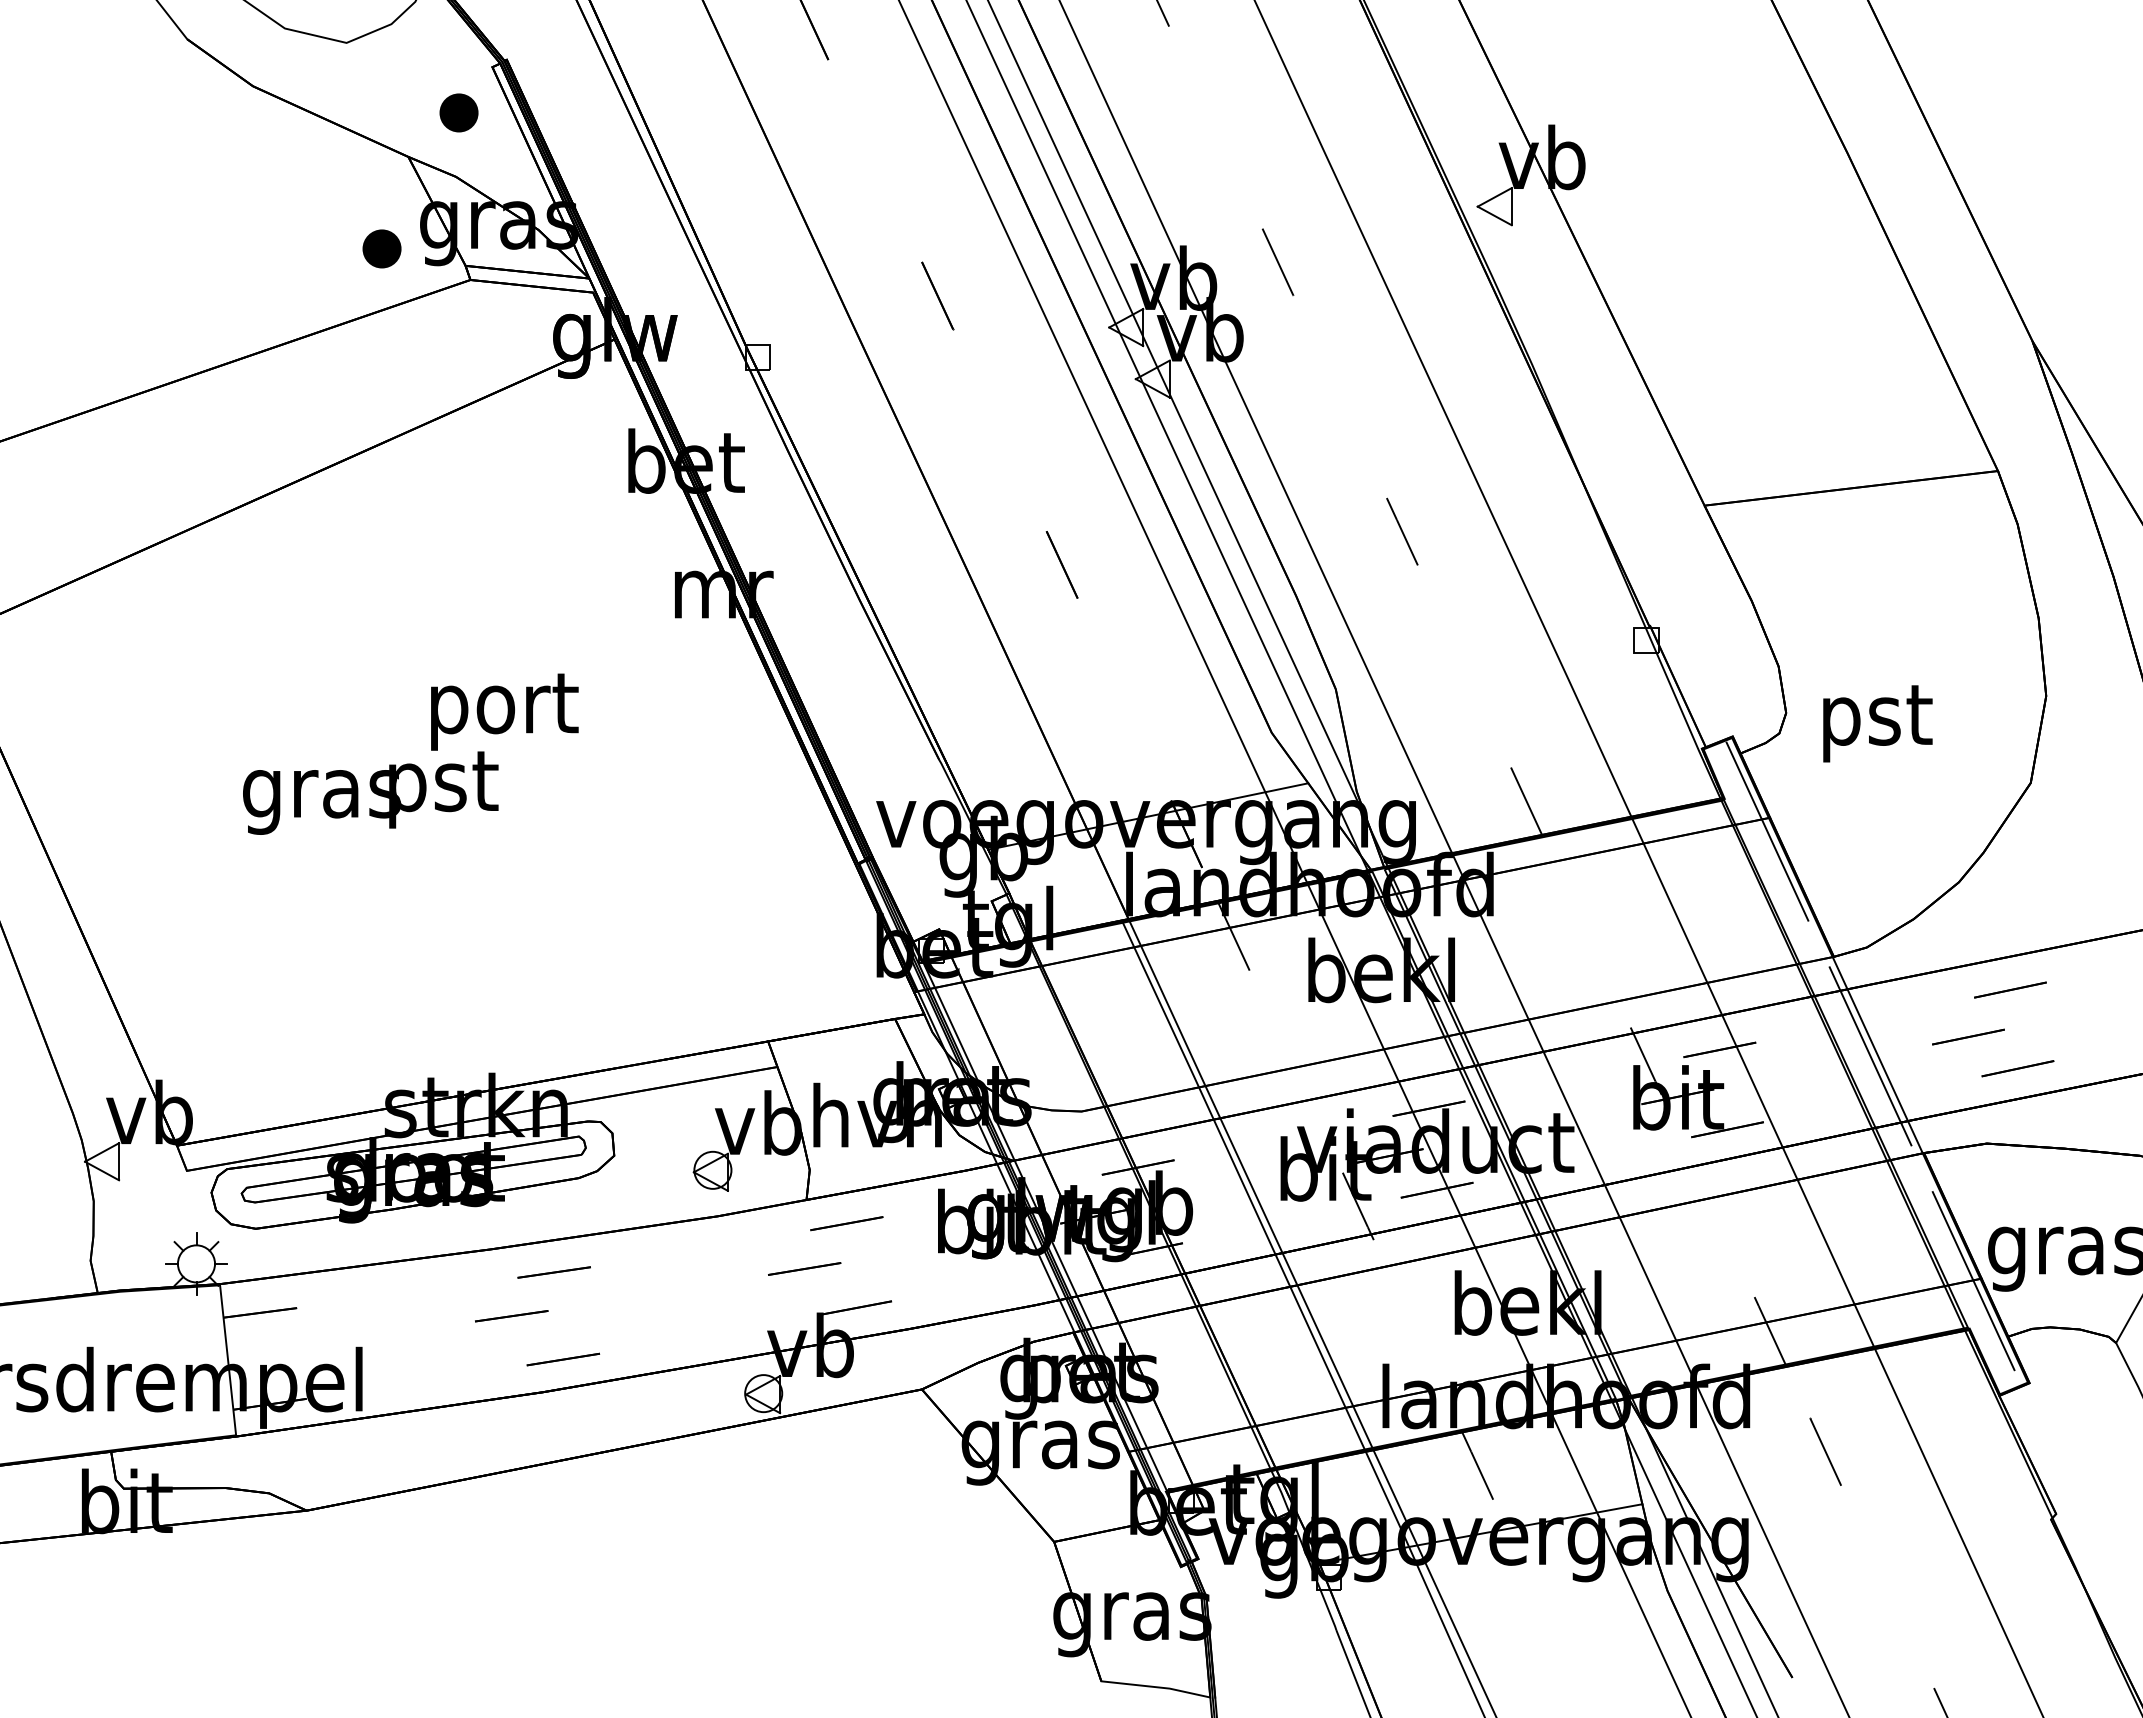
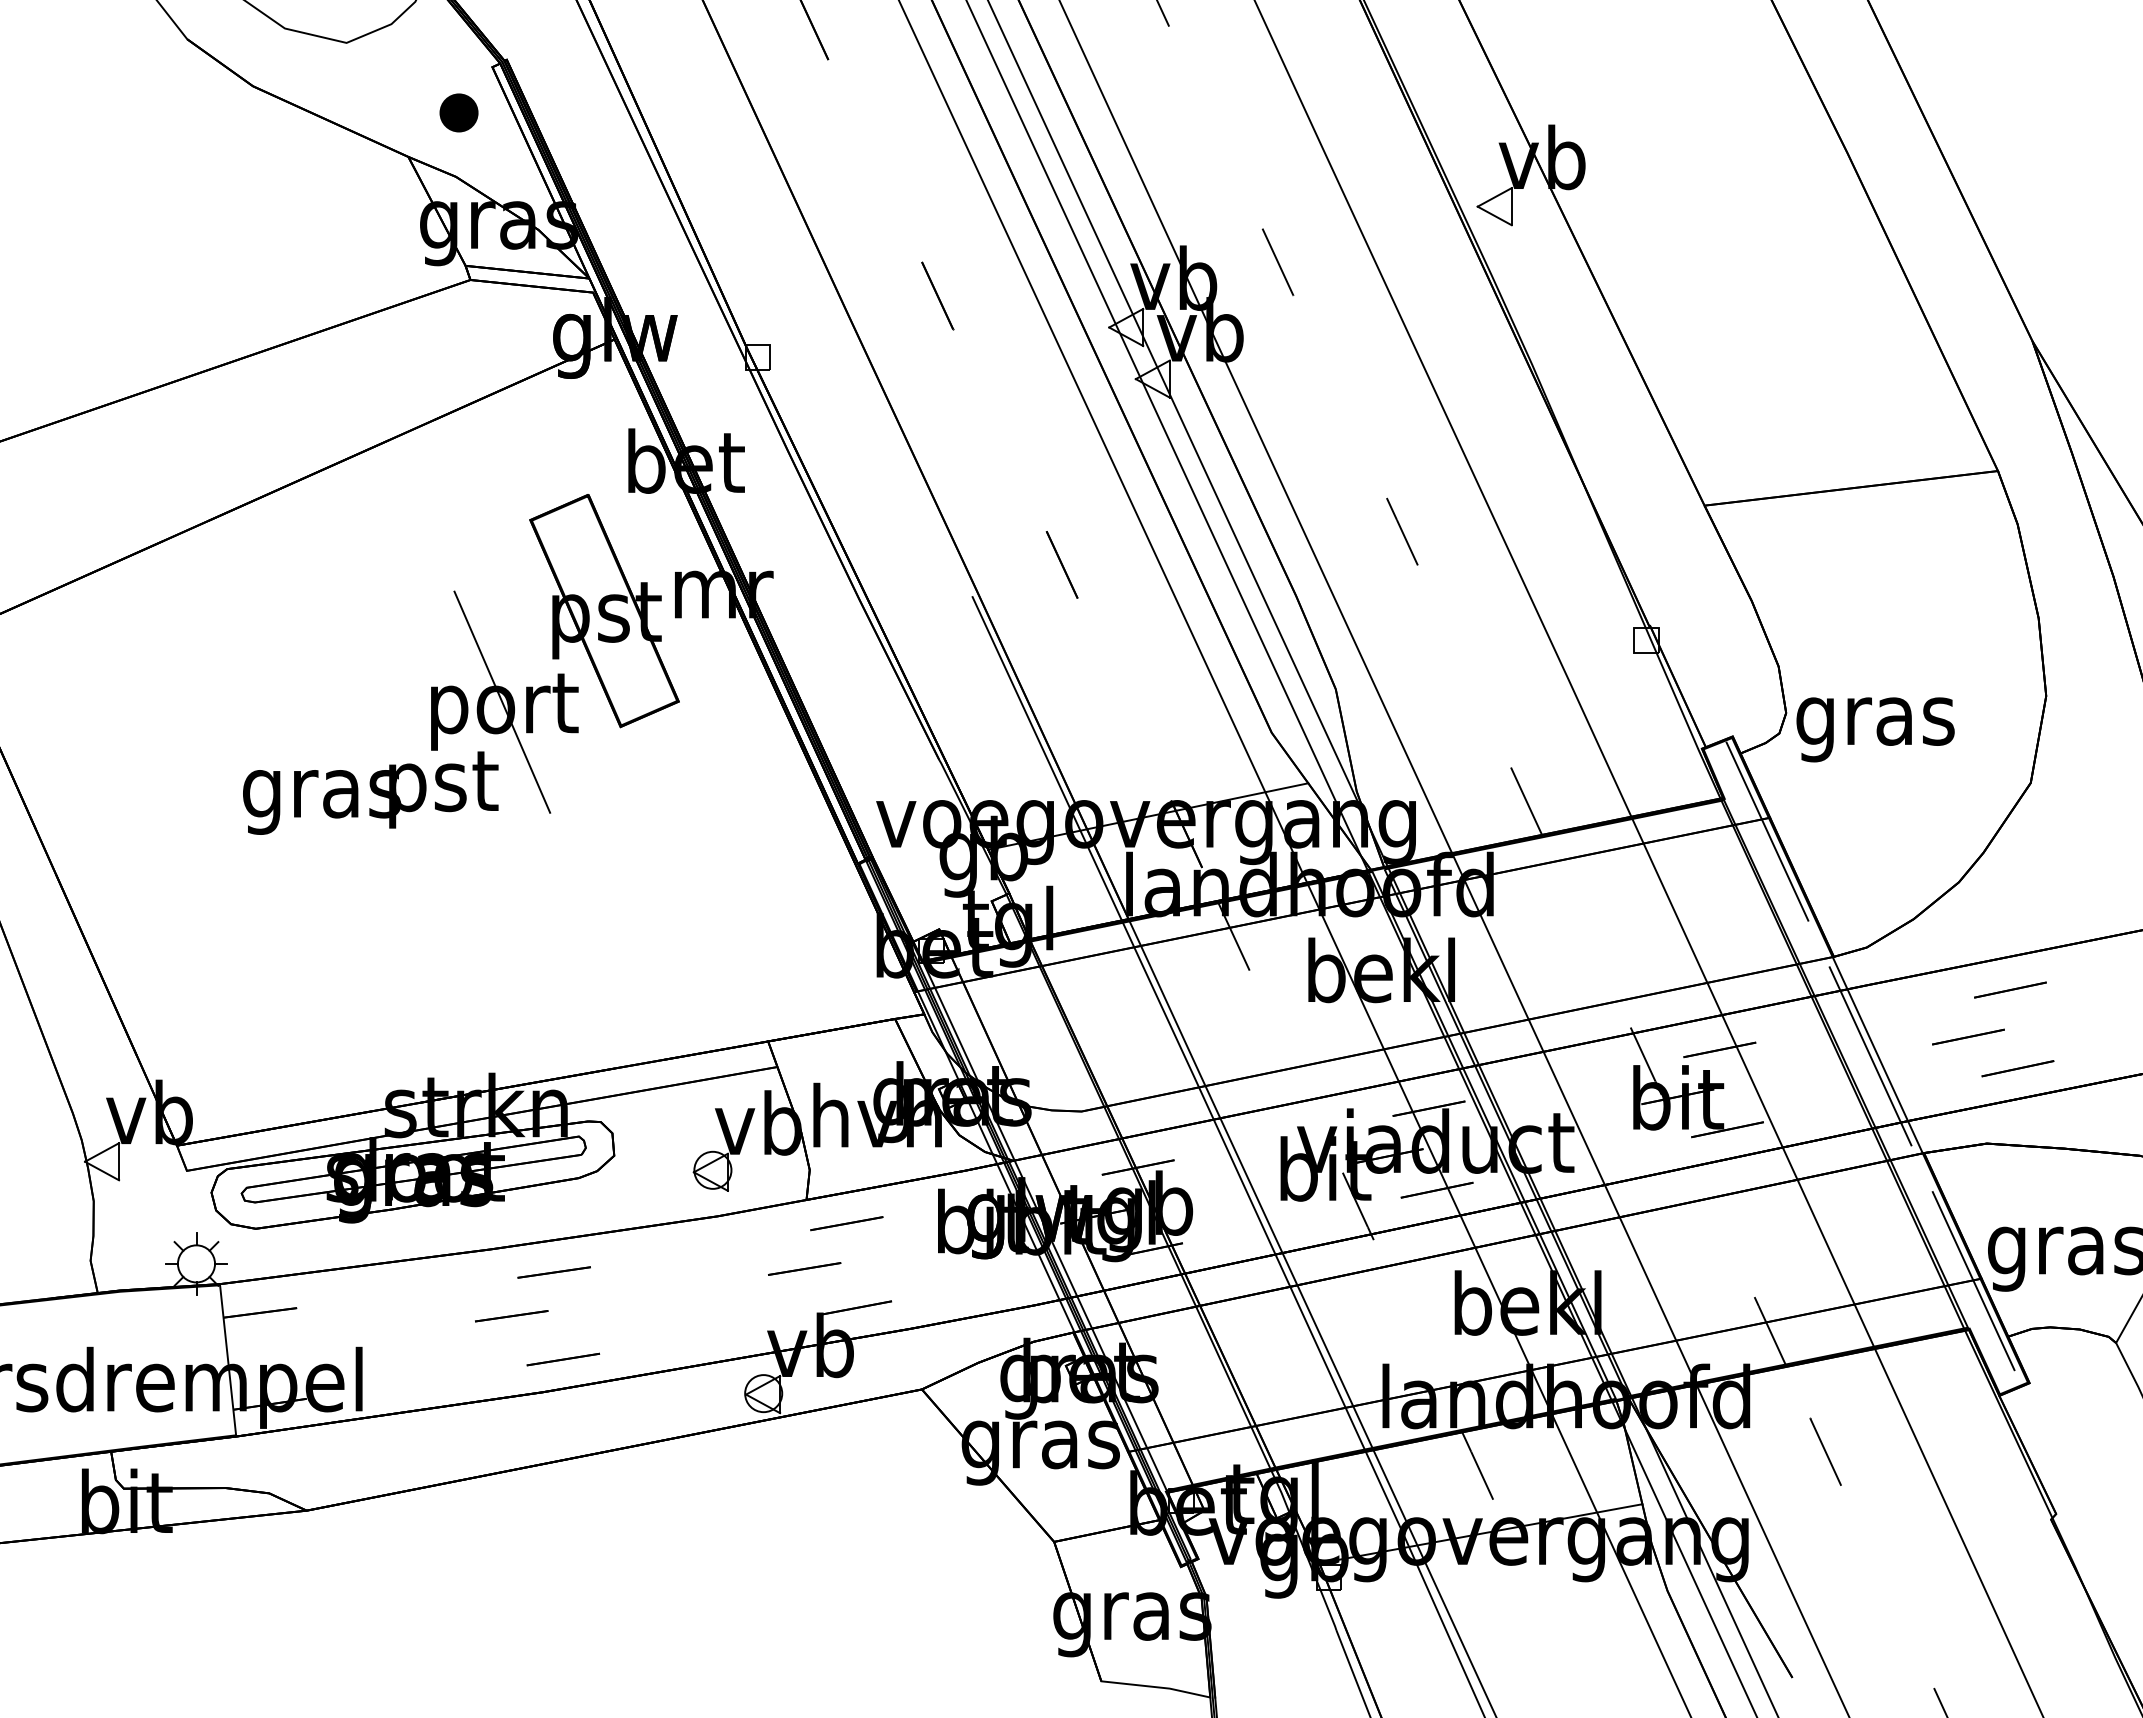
part: present -> none (381, 248)
part: none -> present (604, 611)
line: none -> present (502, 701)
text: pst -> gras (1875, 723)
line: none -> present (1046, 758)
